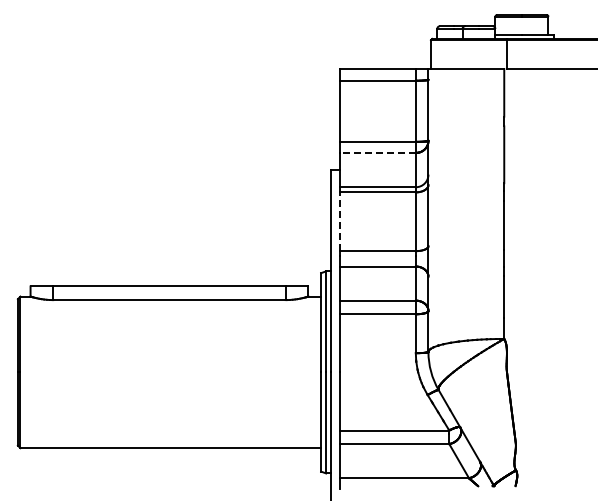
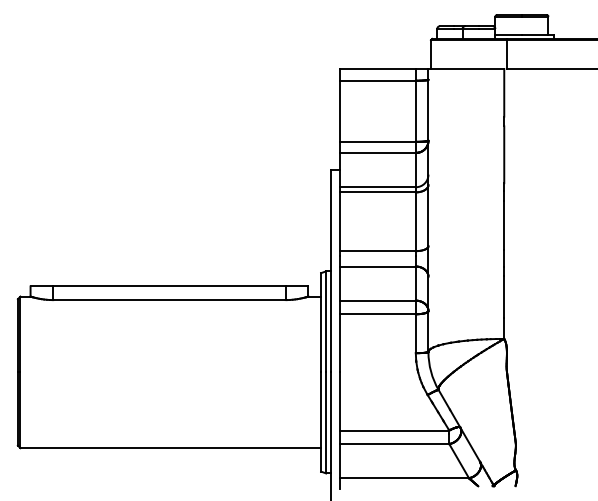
line: dashed -> solid (377, 152)
line: dashed -> solid (340, 221)
